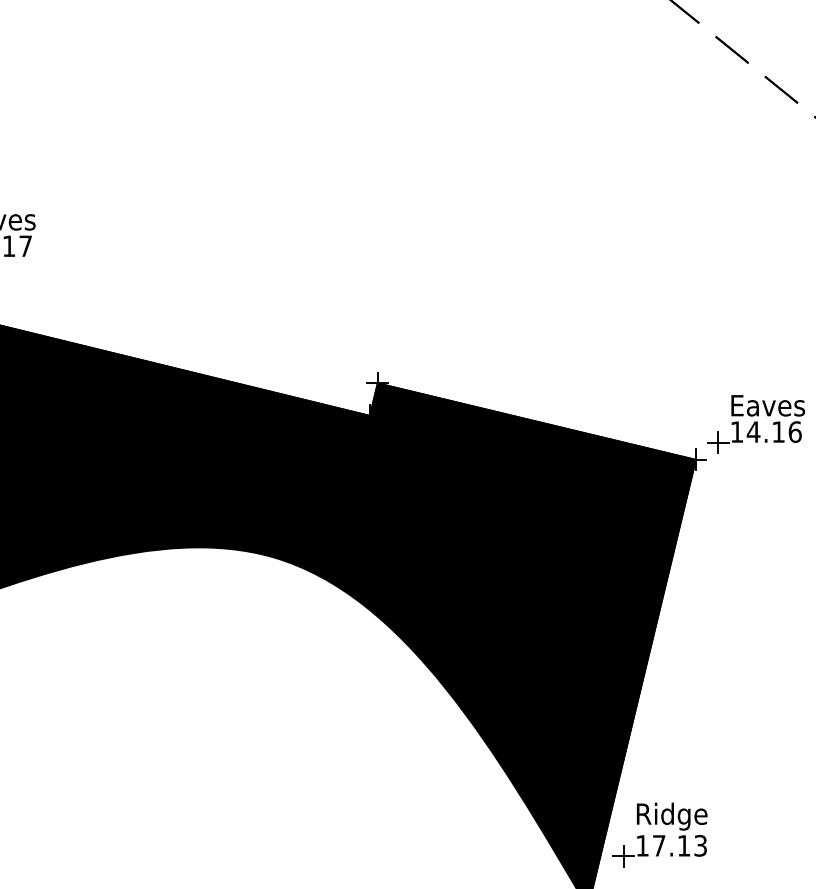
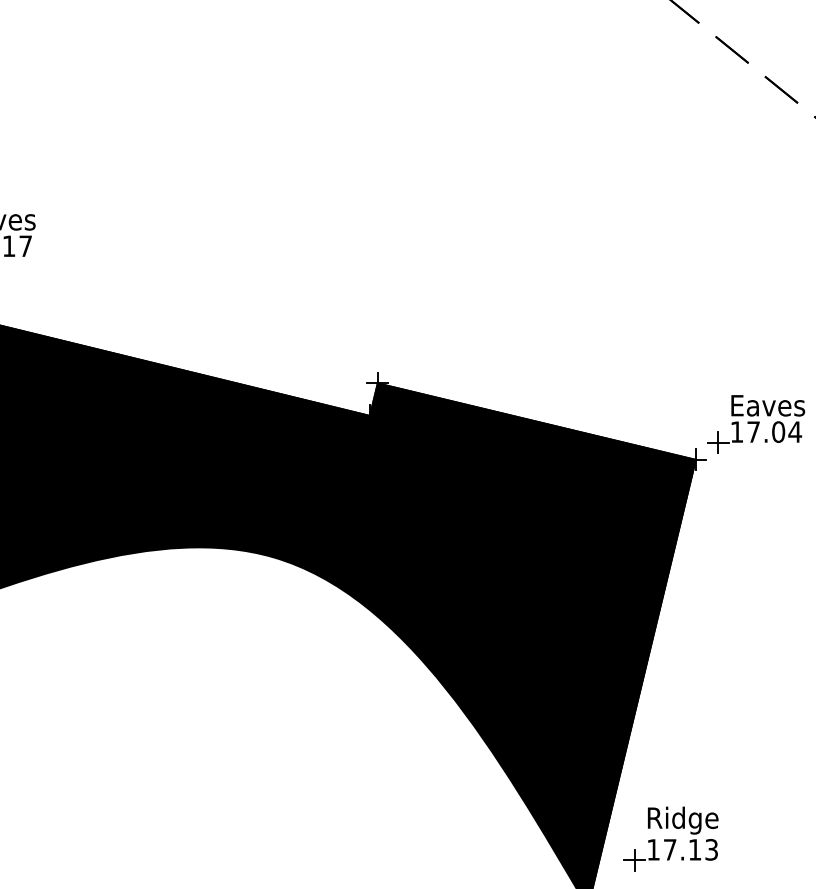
text: 14.16 -> 17.04 (774, 431)
part position: (659, 834) -> (670, 838) (670, 838)
